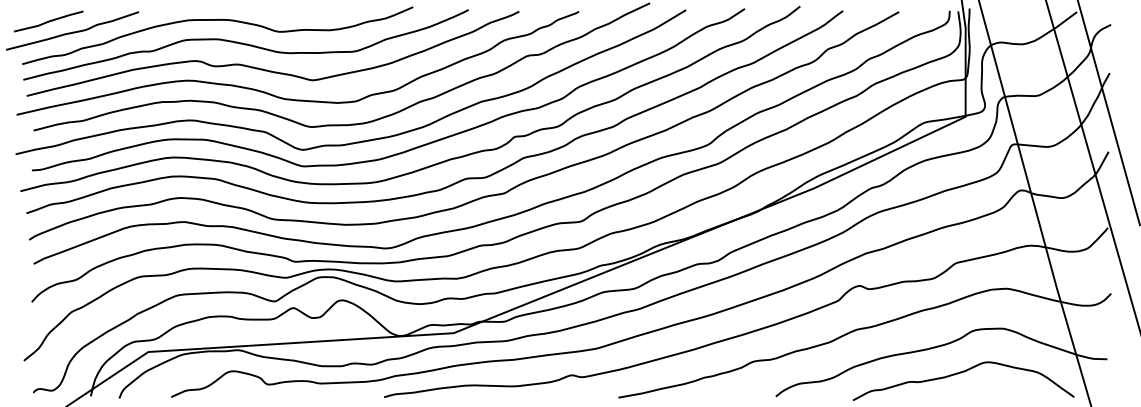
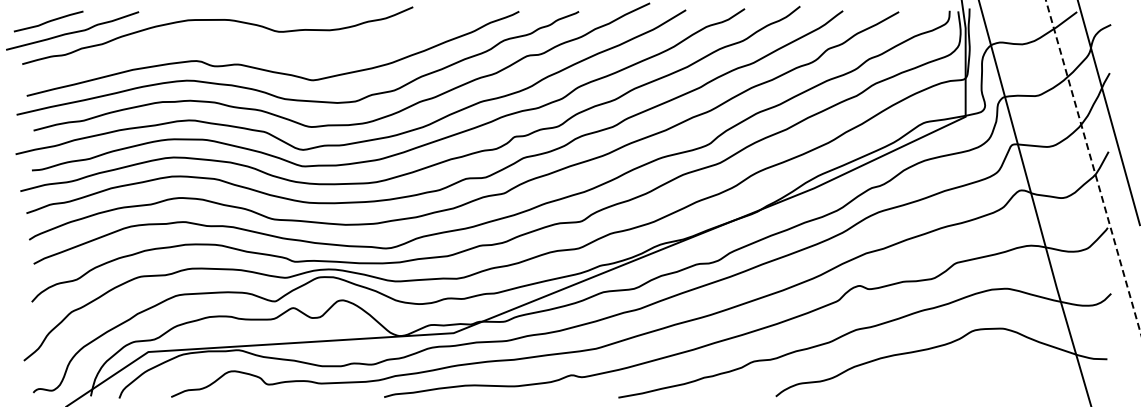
curve: present -> none (245, 44)
line: solid -> dashed (1093, 166)
curve: present -> none (961, 373)
